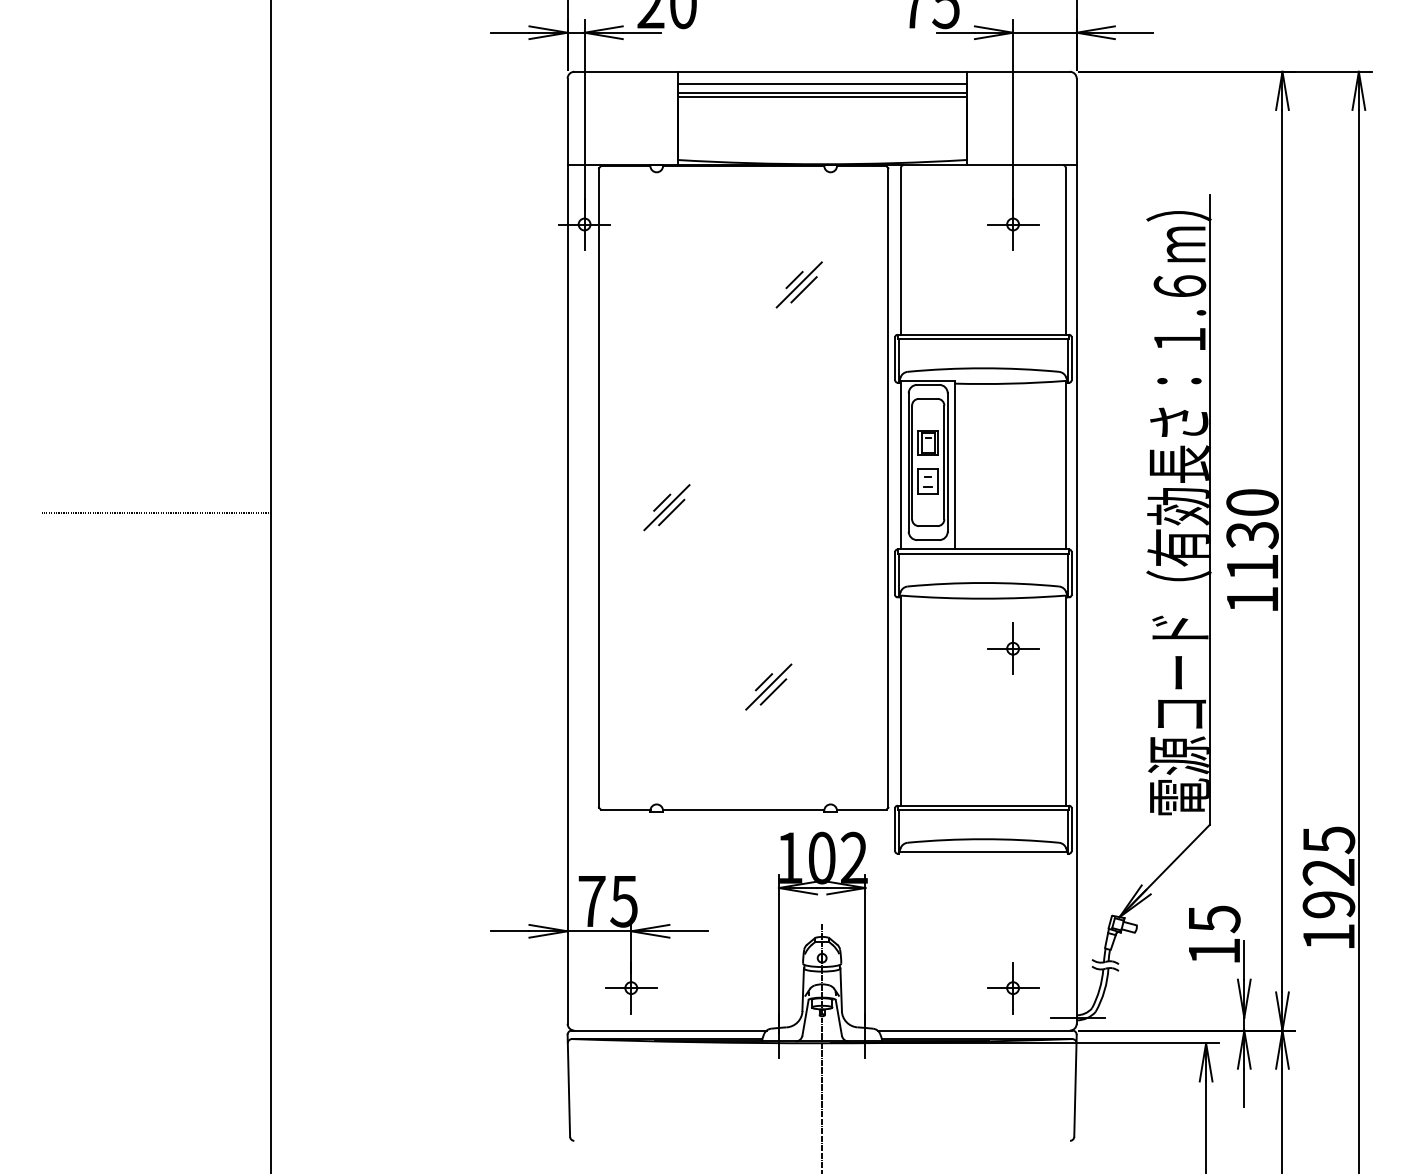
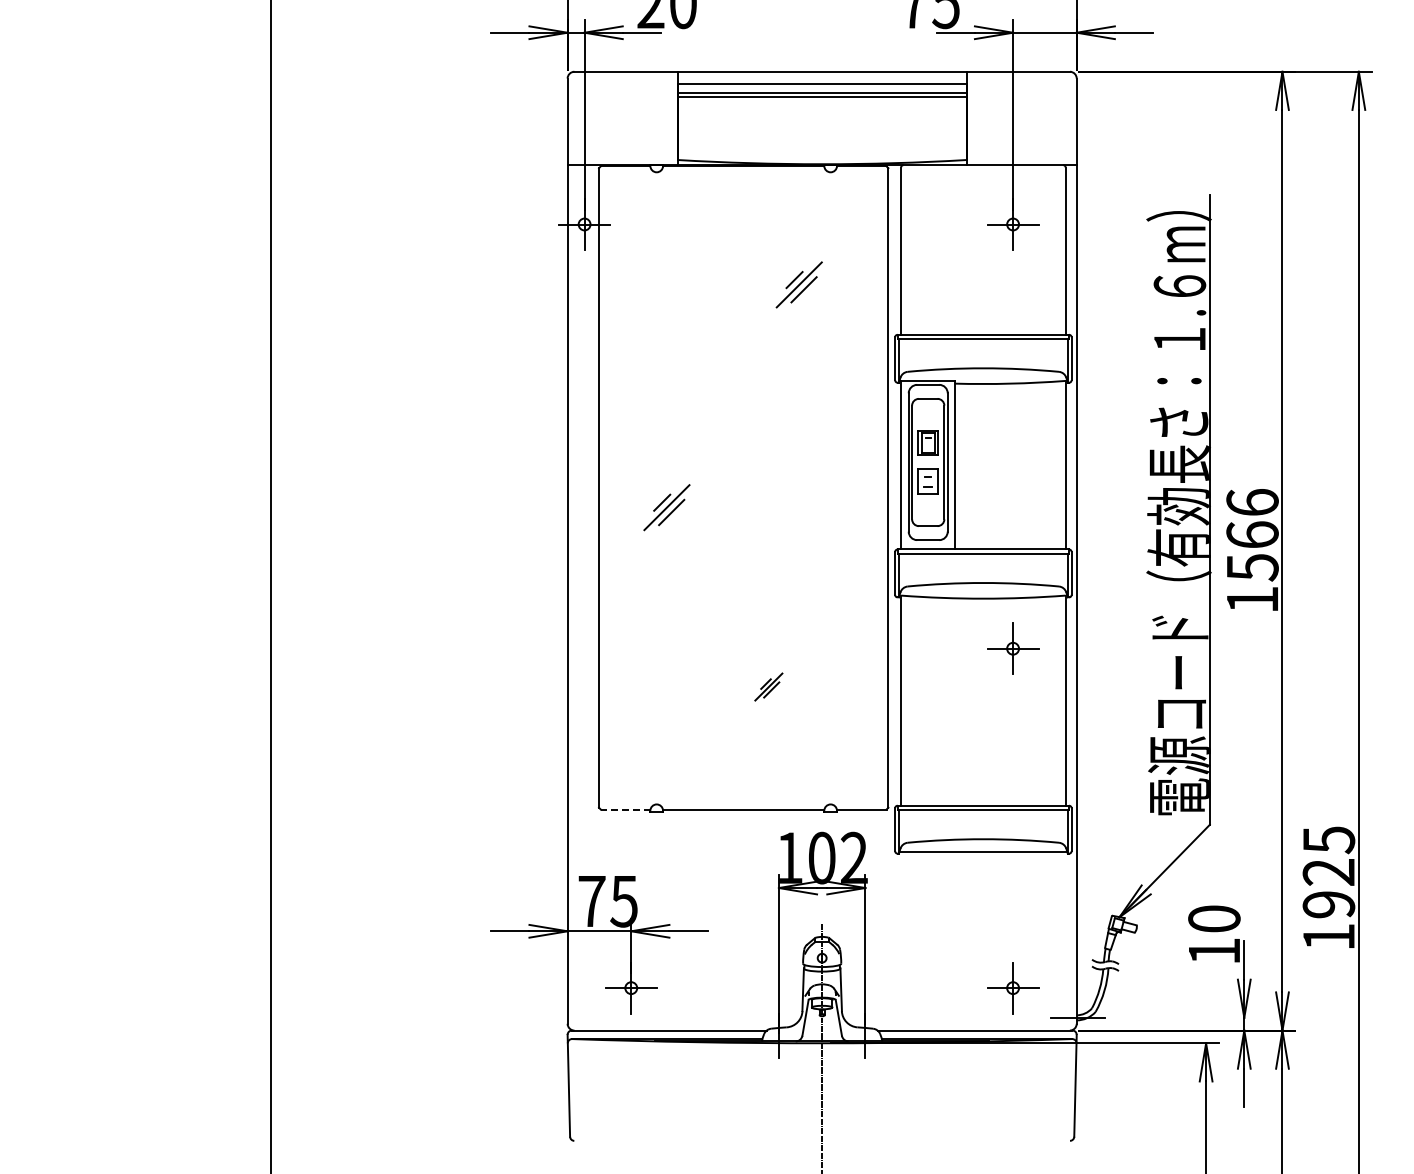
line: present -> none (155, 512)
text: 1130 -> 1566 (1252, 535)
part size: 48x48 px -> 30x30 px (768, 686)
line: solid -> dashed (625, 809)
text: 15 -> 10 (1214, 919)
